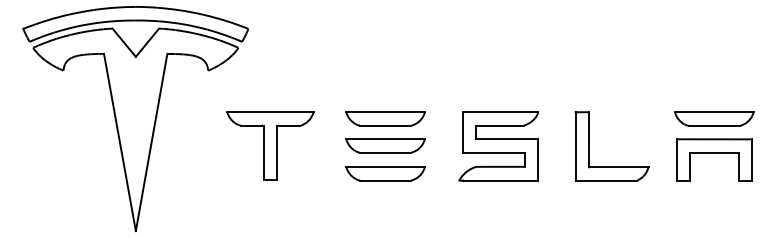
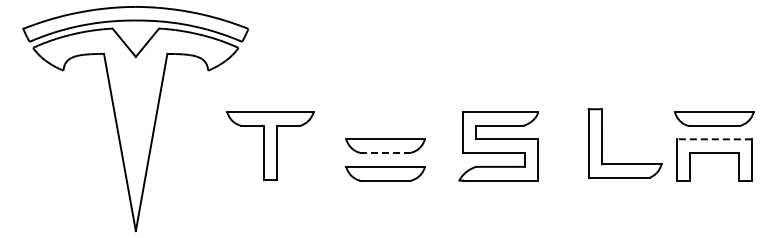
part: present -> none (385, 118)
line: solid -> dashed (713, 139)
line: solid -> dashed (386, 152)
part position: (611, 166) -> (624, 163) (624, 163)
